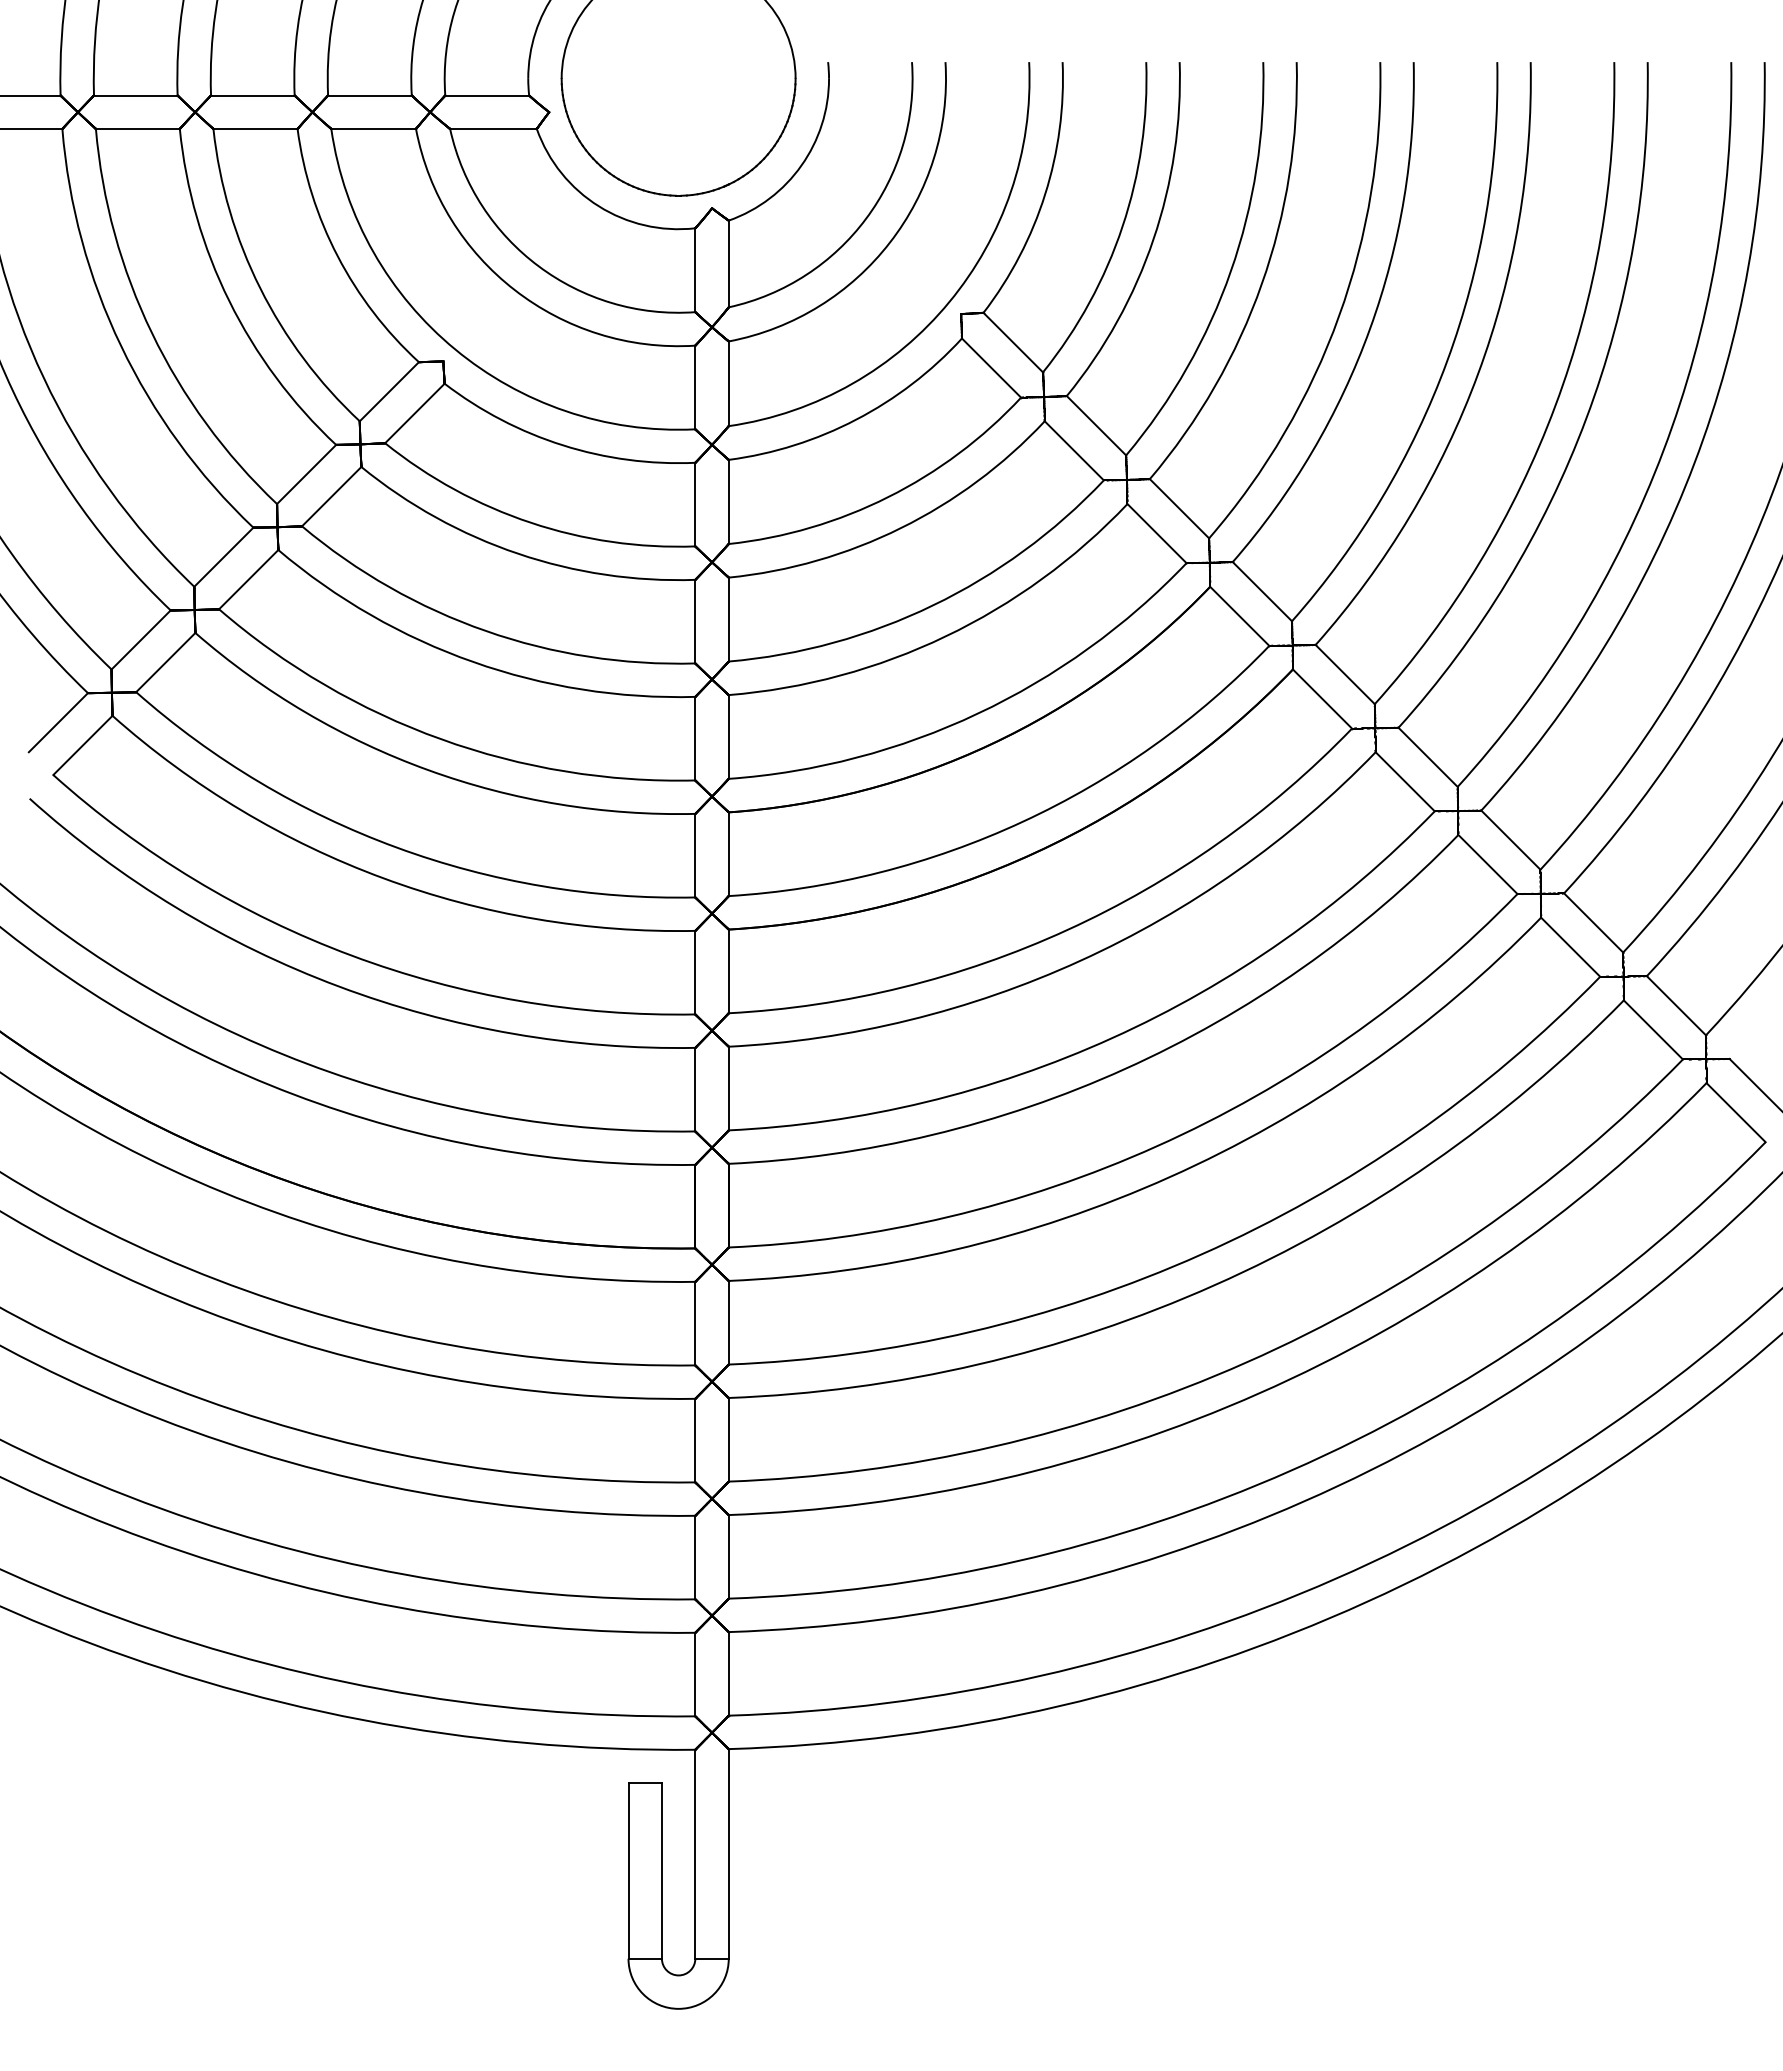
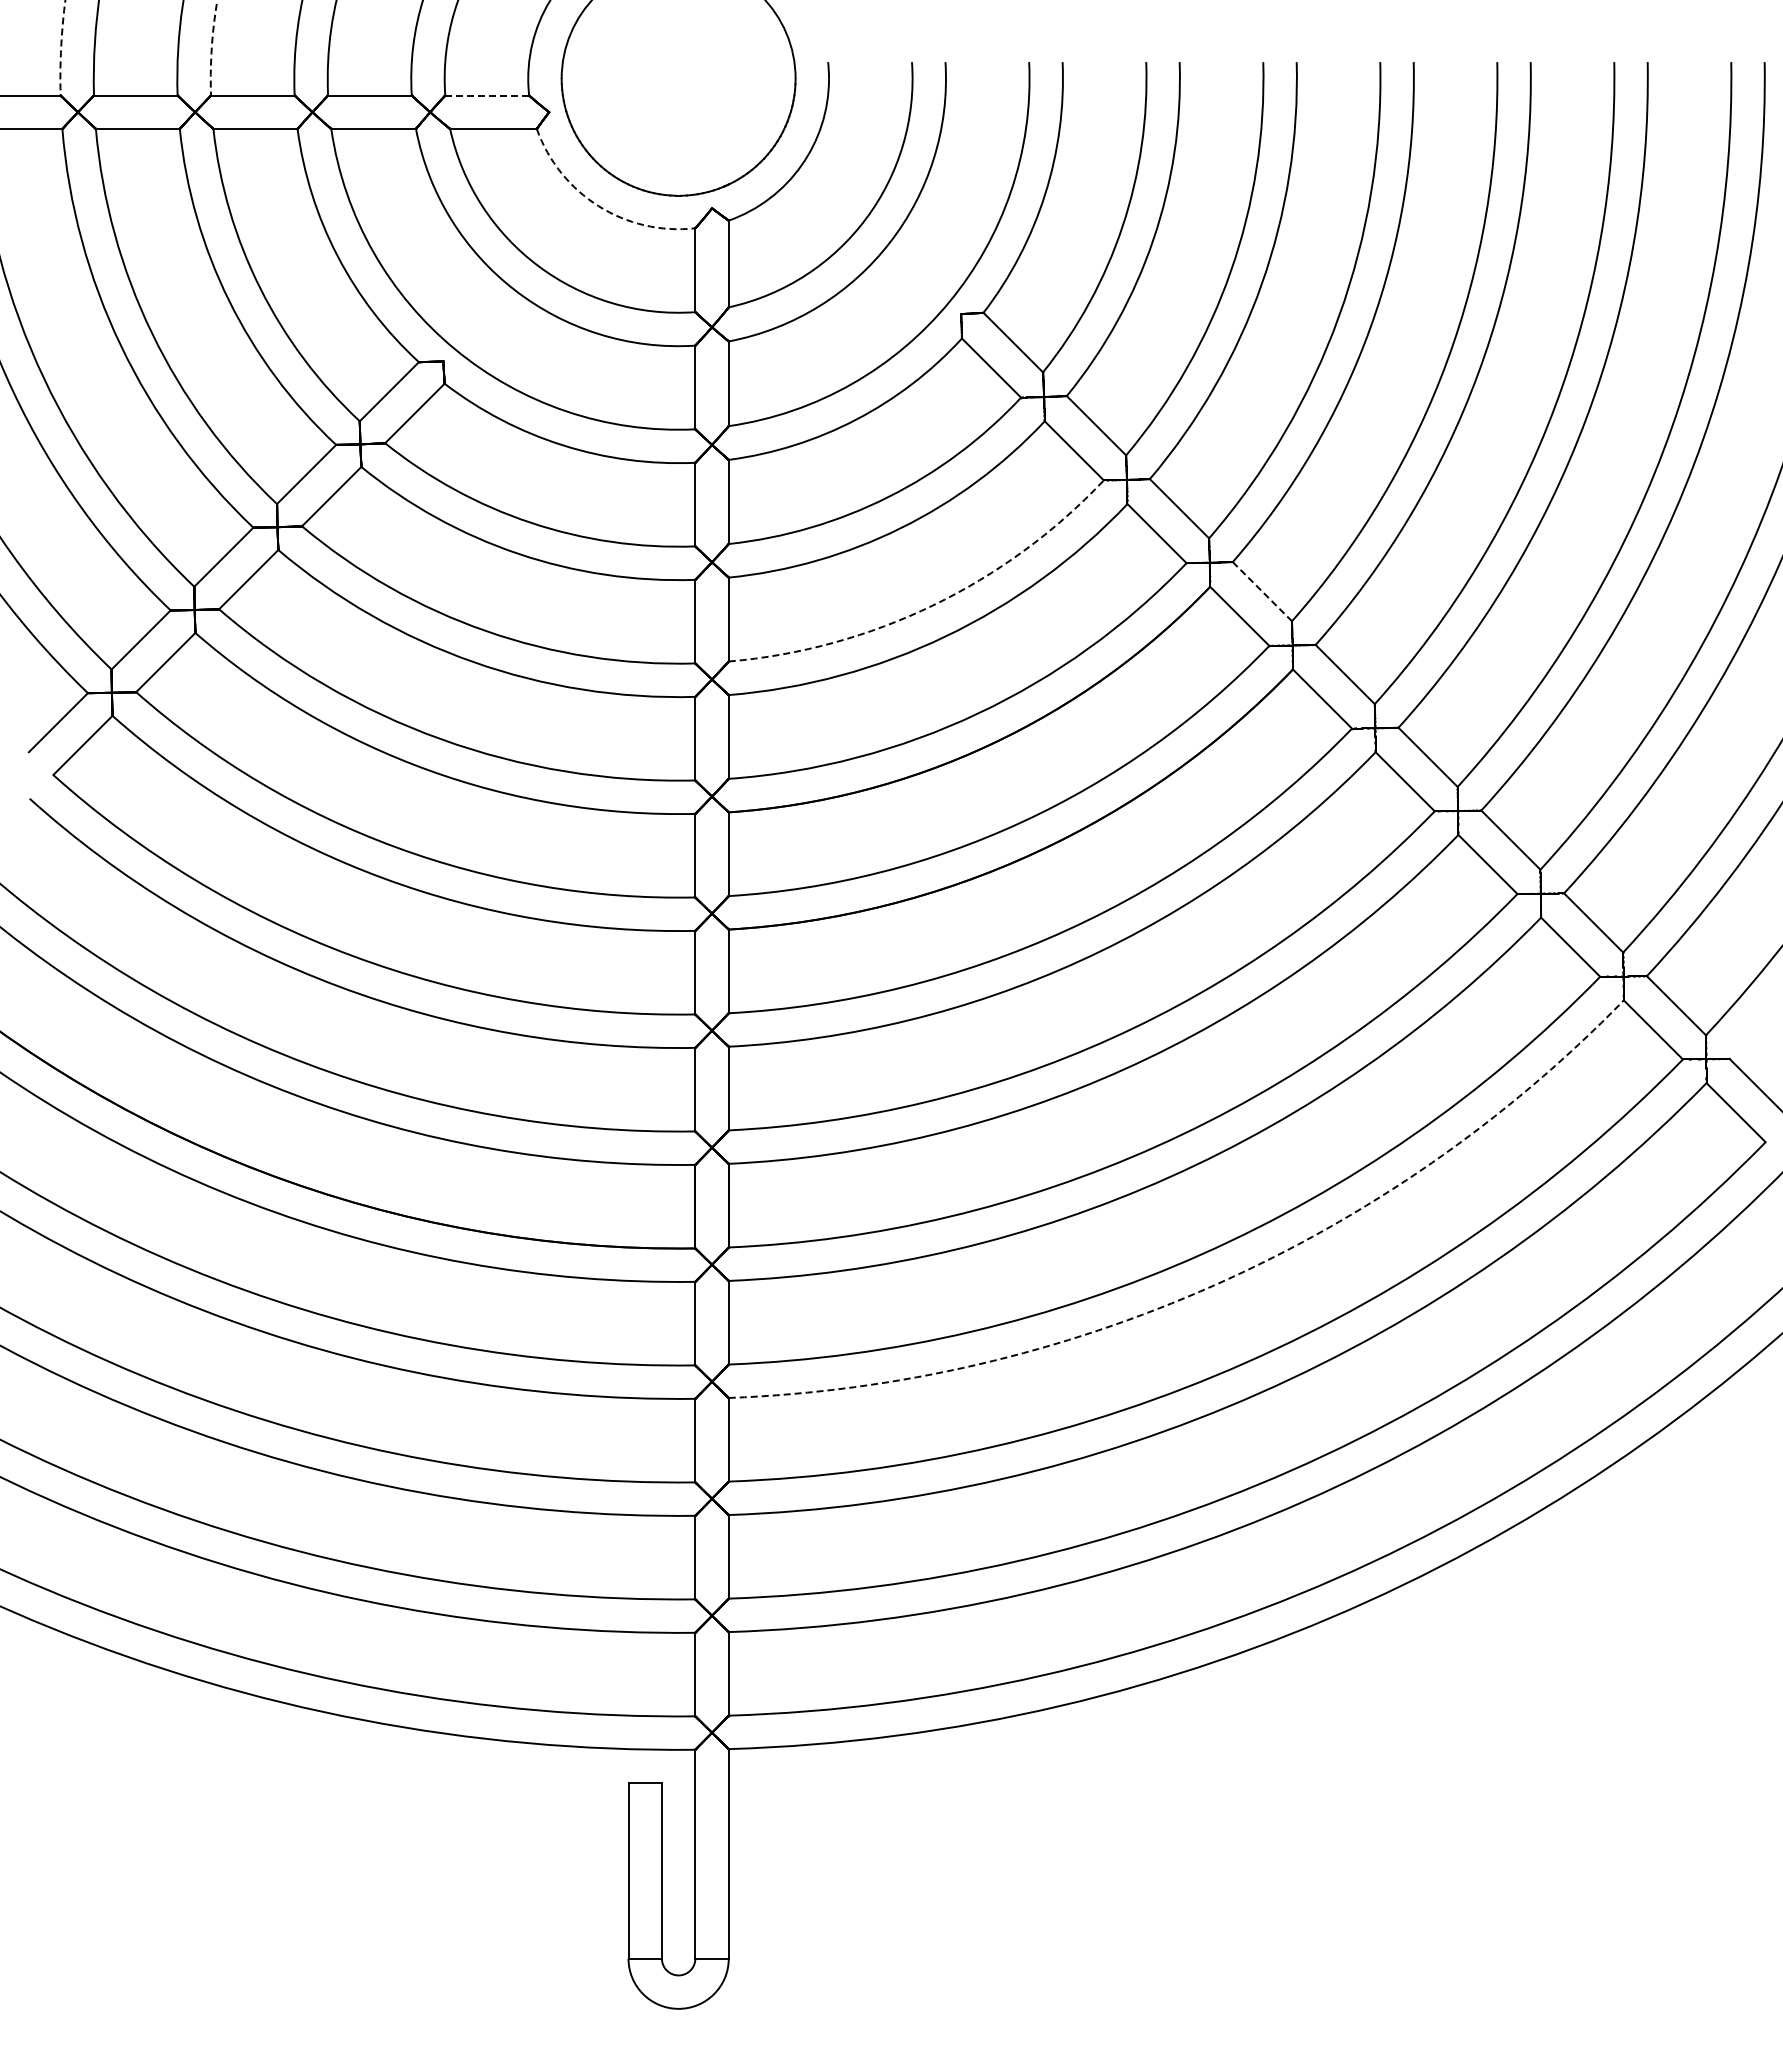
arc: solid -> dashed (61, 48)
arc: solid -> dashed (211, 48)
line: solid -> dashed (487, 95)
arc: solid -> dashed (598, 206)
line: solid -> dashed (1262, 591)
arc: solid -> dashed (932, 605)
arc: solid -> dashed (1214, 1285)
